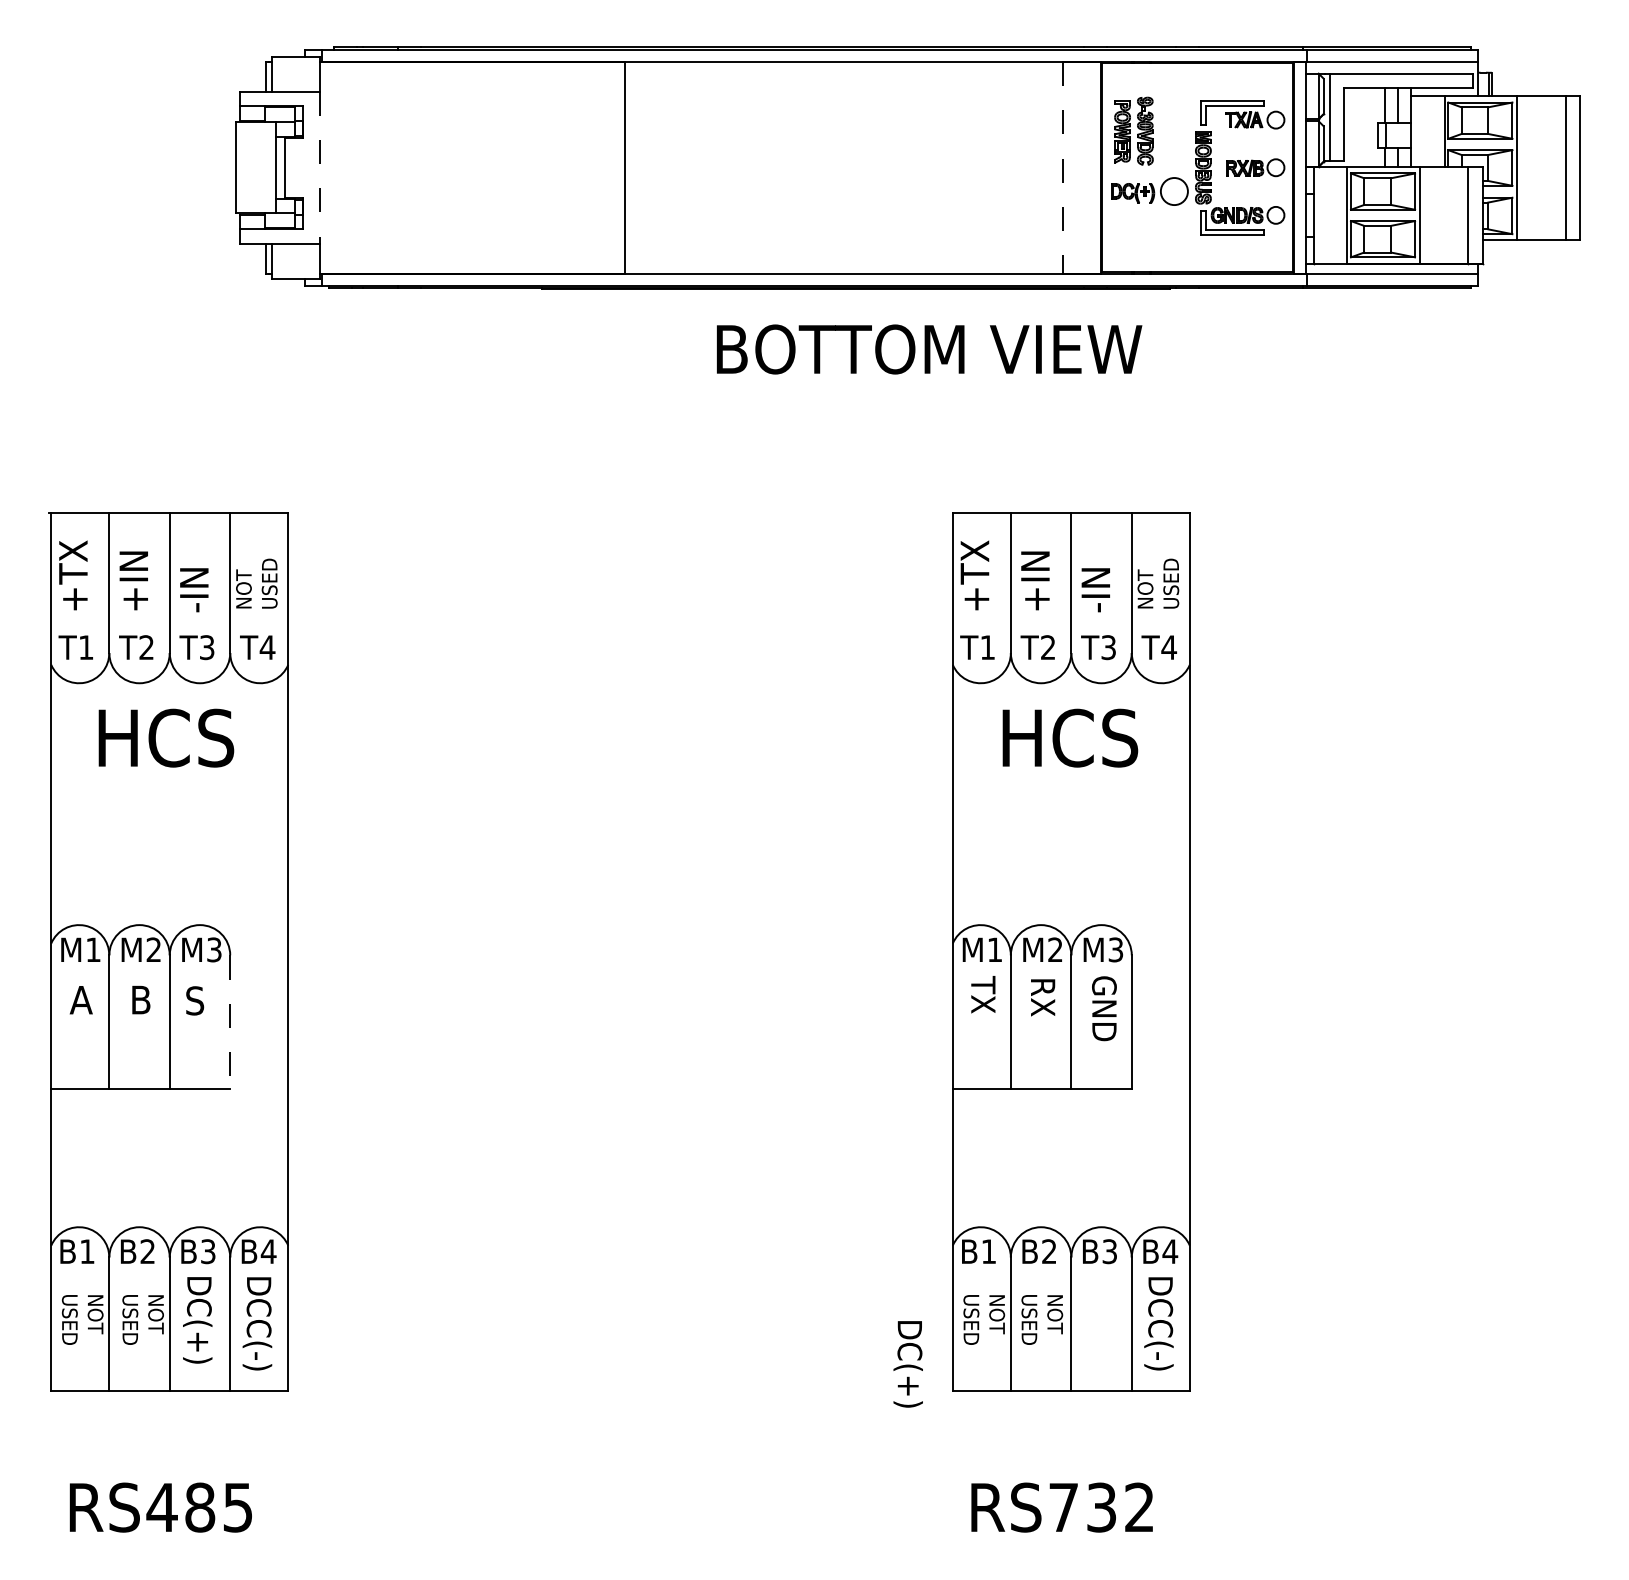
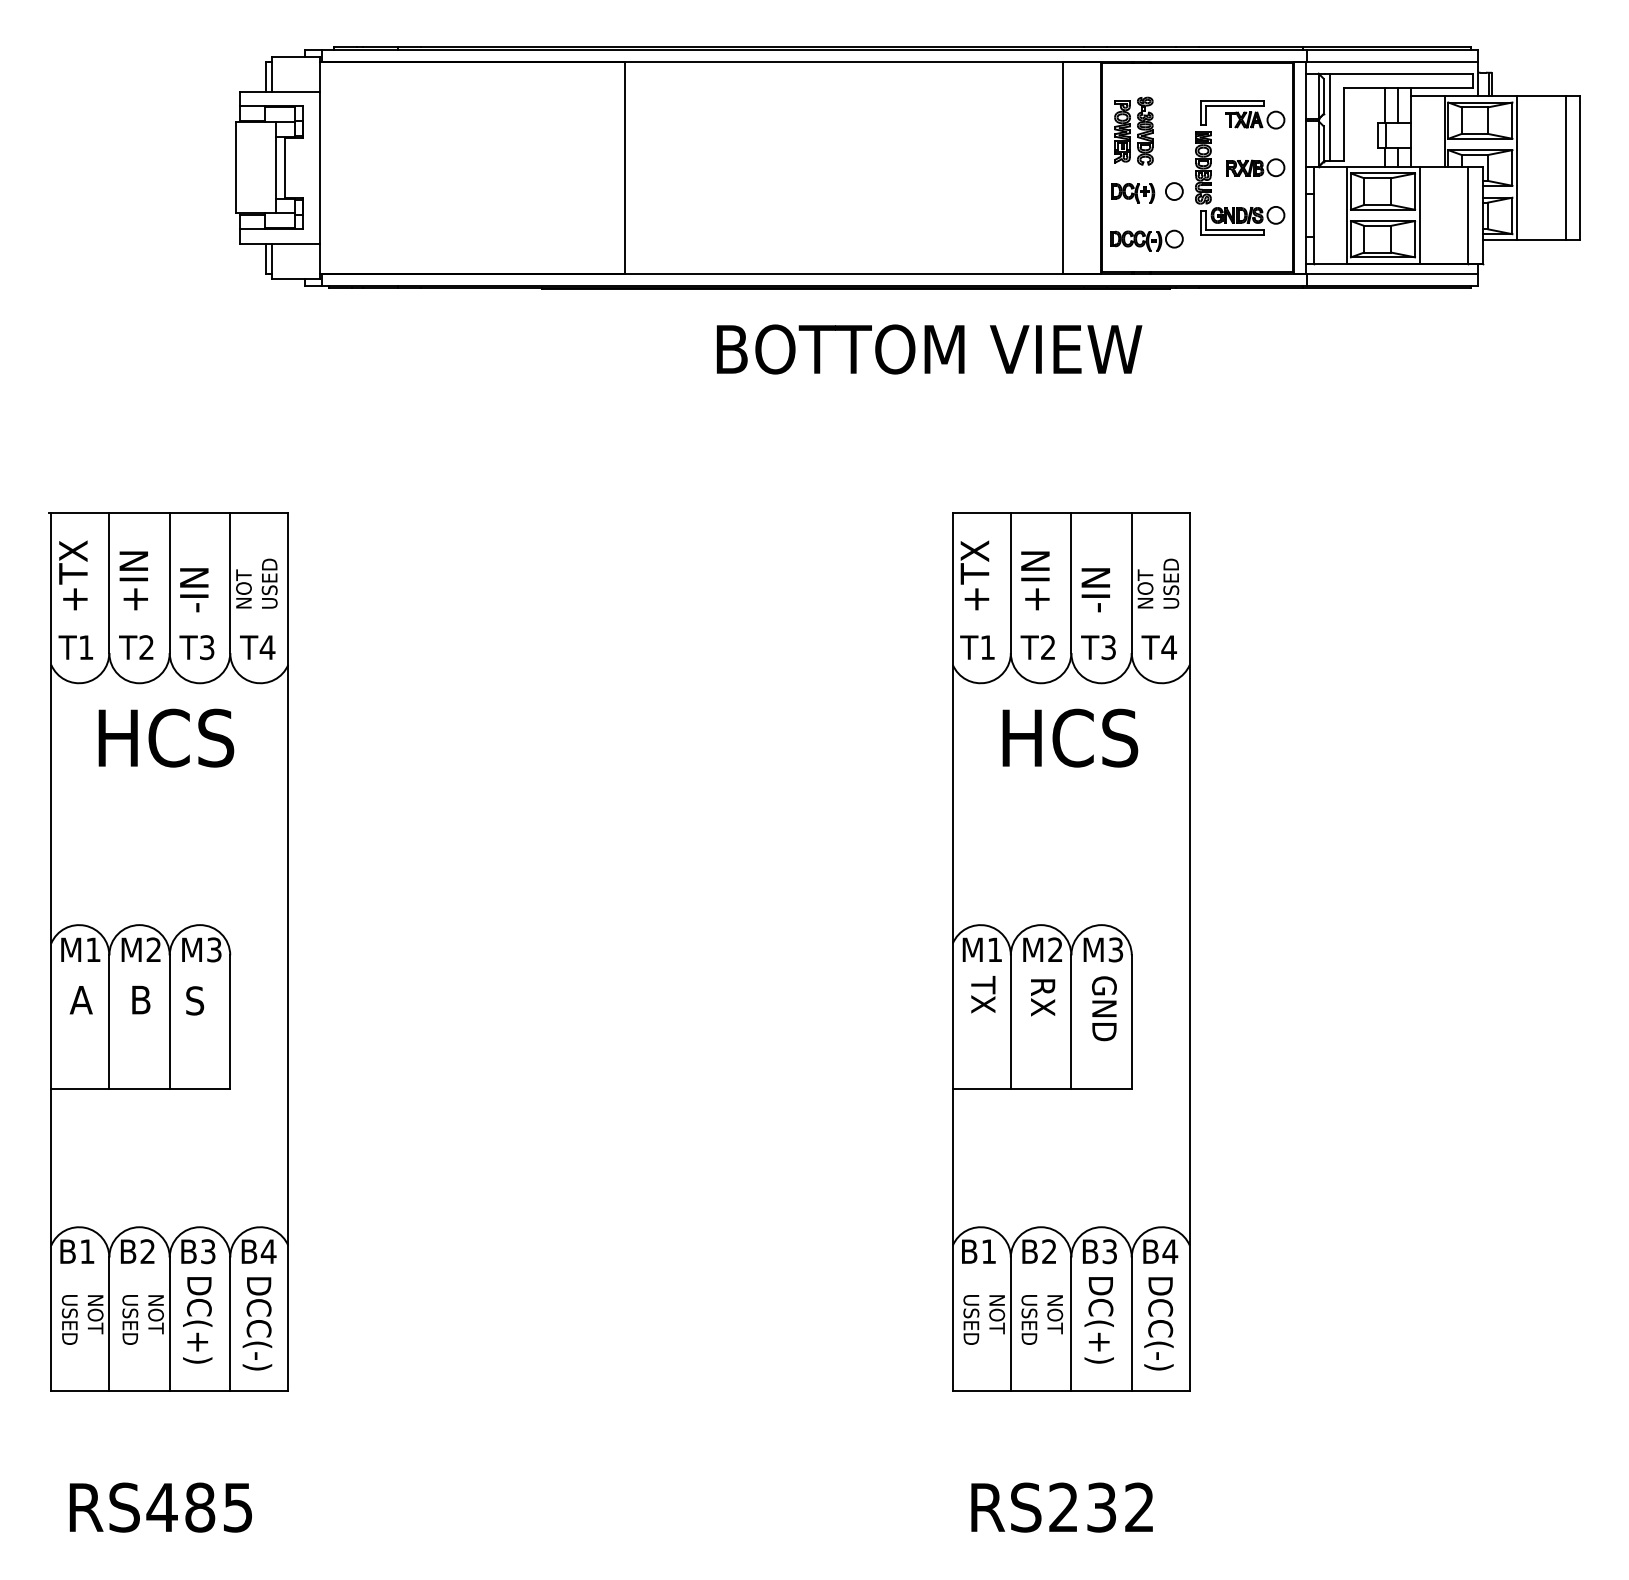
line: dashed -> solid (1063, 167)
line: dashed -> solid (319, 168)
circle diameter: 27 px -> 17 px (1173, 191)
part: none -> present (1146, 240)
line: dashed -> solid (230, 1022)
text position: (907, 1364) -> (1098, 1320) (1098, 1320)
text: RS732 -> RS232 (1063, 1506)
